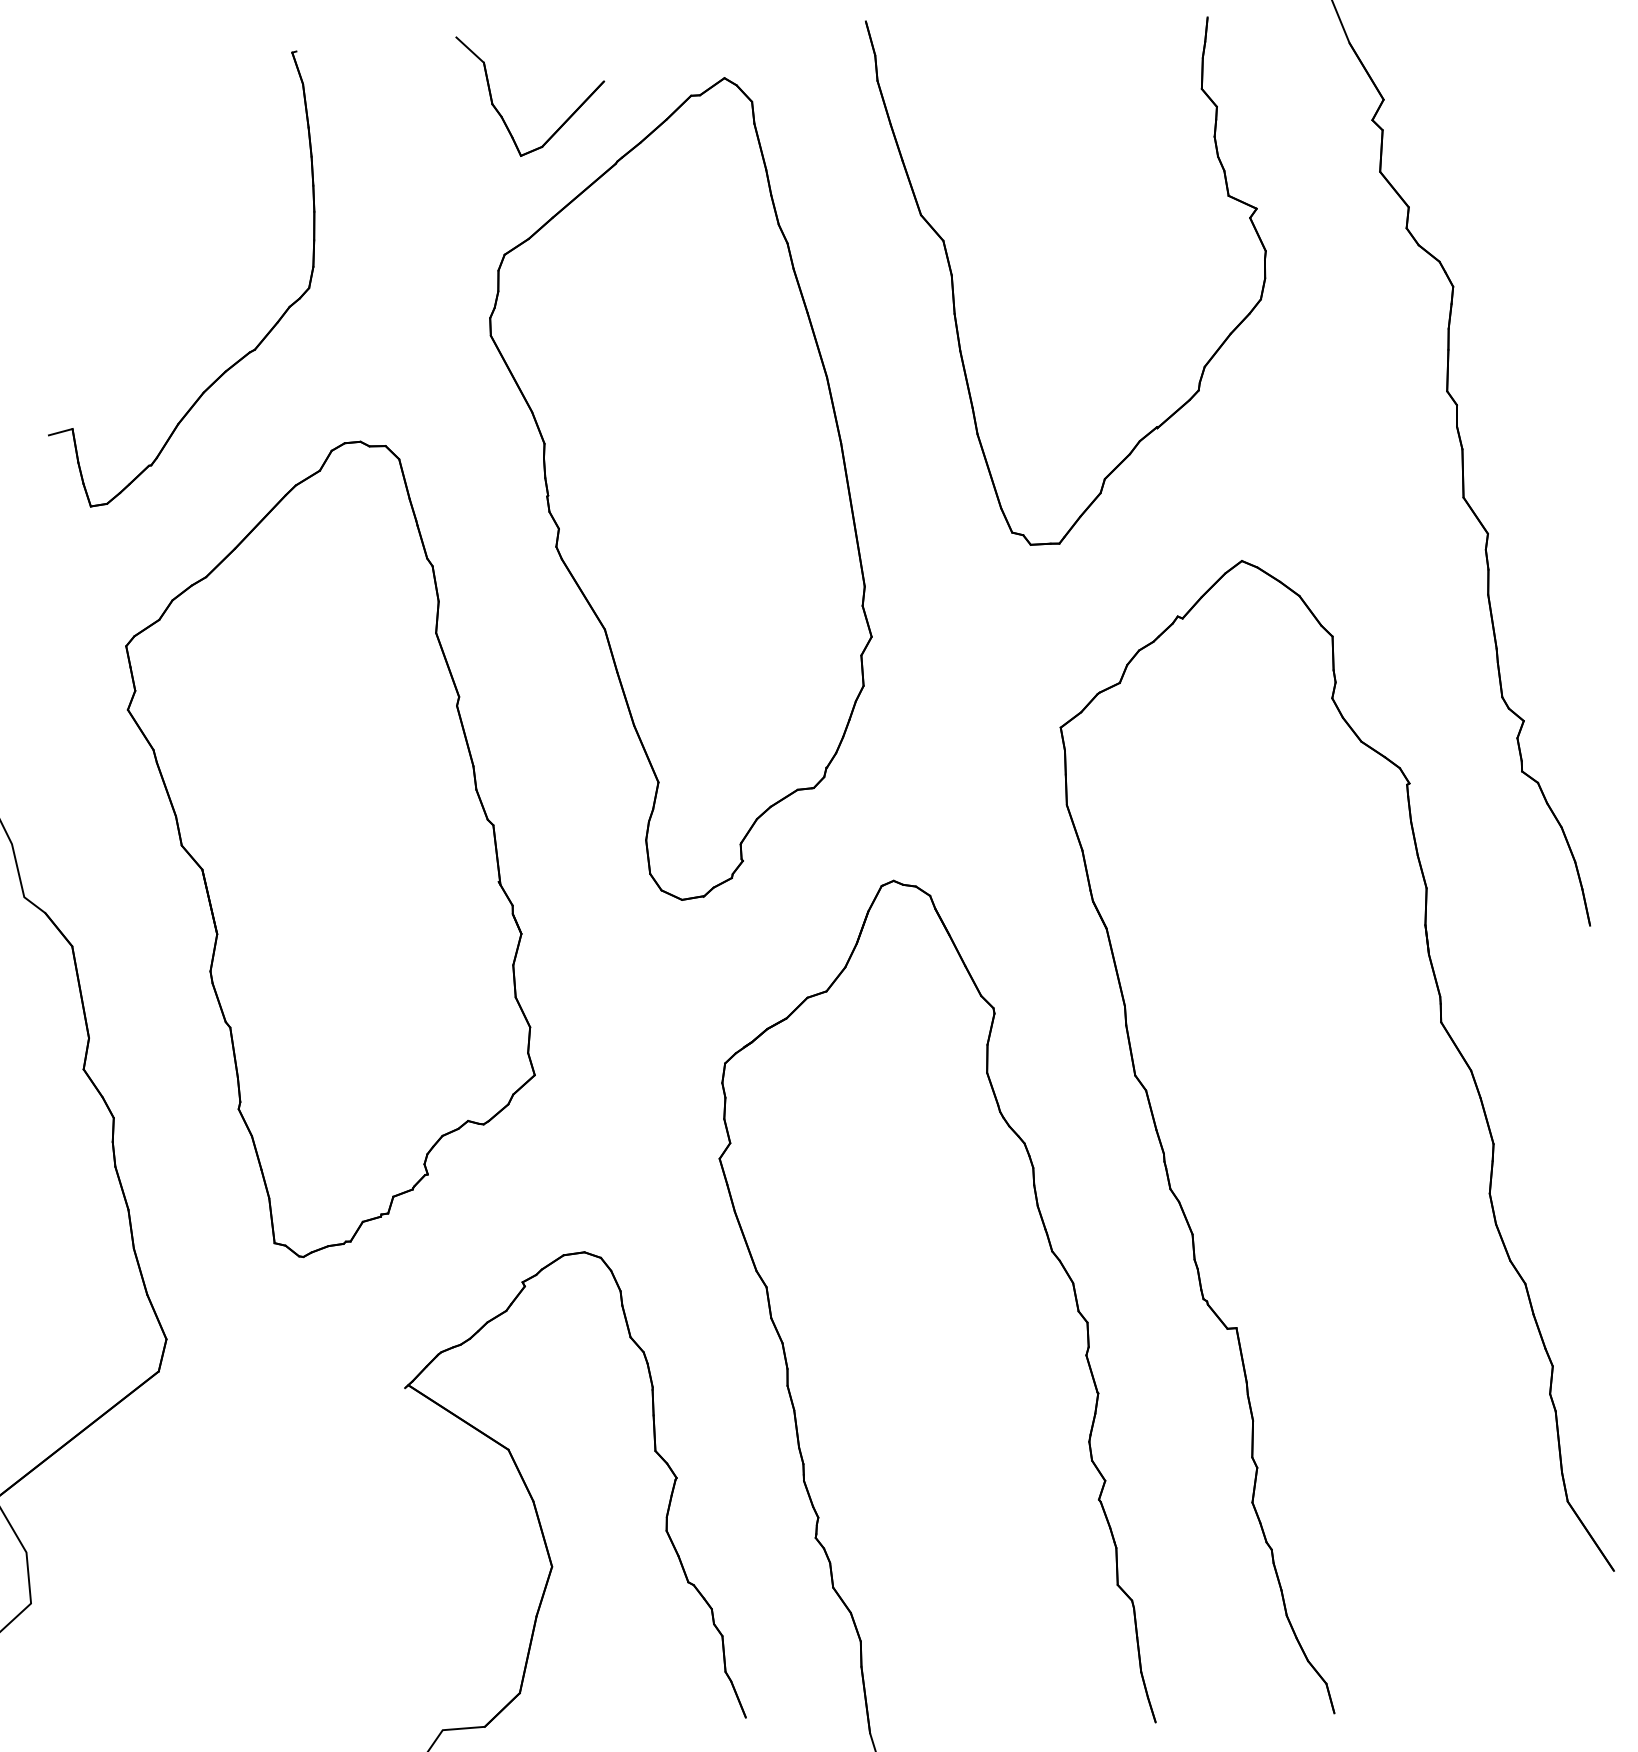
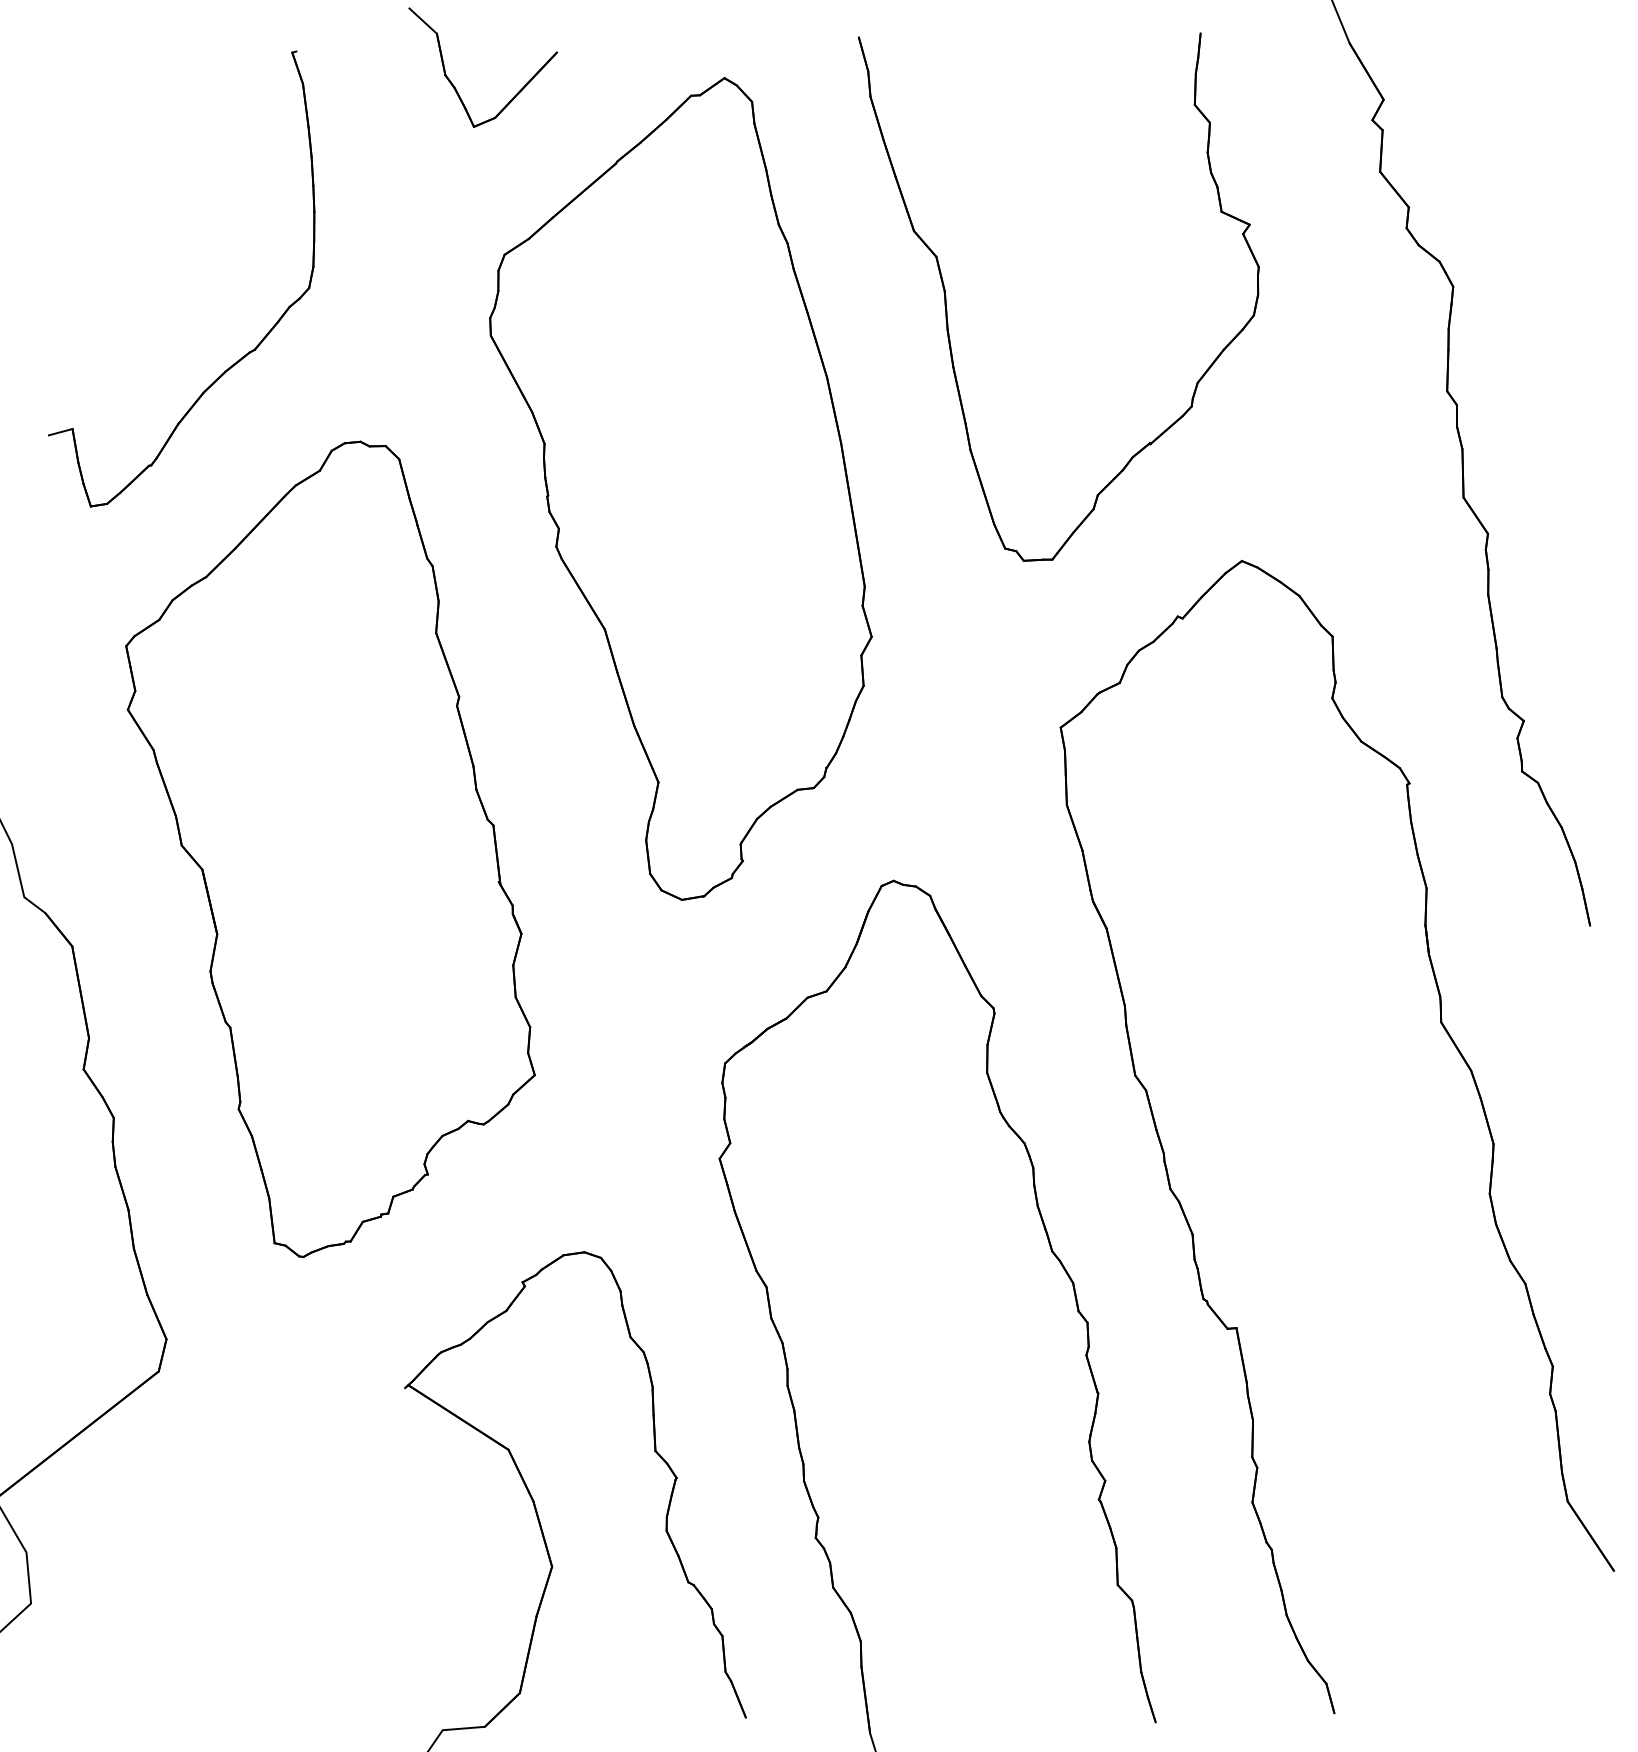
part position: (501, 114) -> (454, 85) (454, 85)
part position: (954, 293) -> (947, 309) (947, 309)
